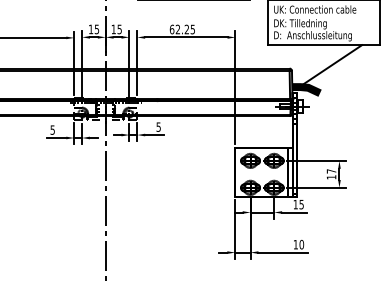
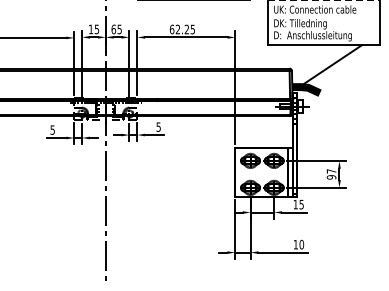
line: solid -> dashed (324, 0)
text: 15 -> 65 (113, 29)
text: 17 -> 97 (331, 177)
